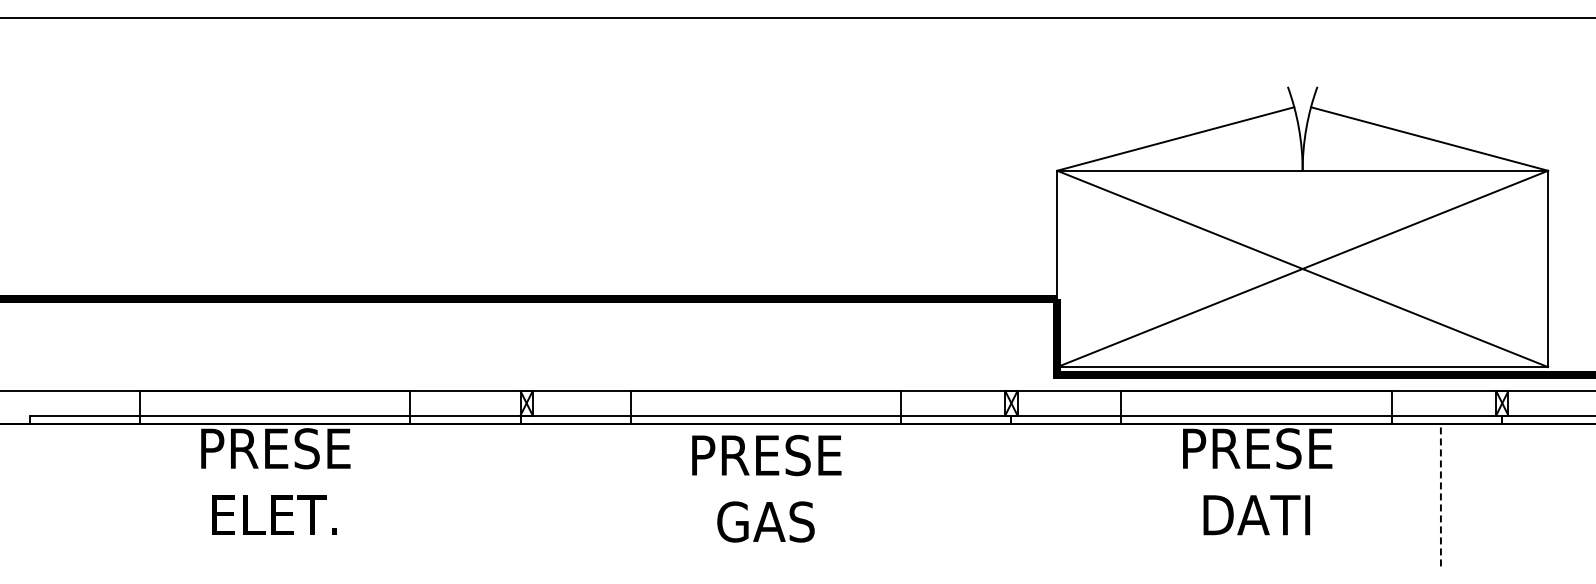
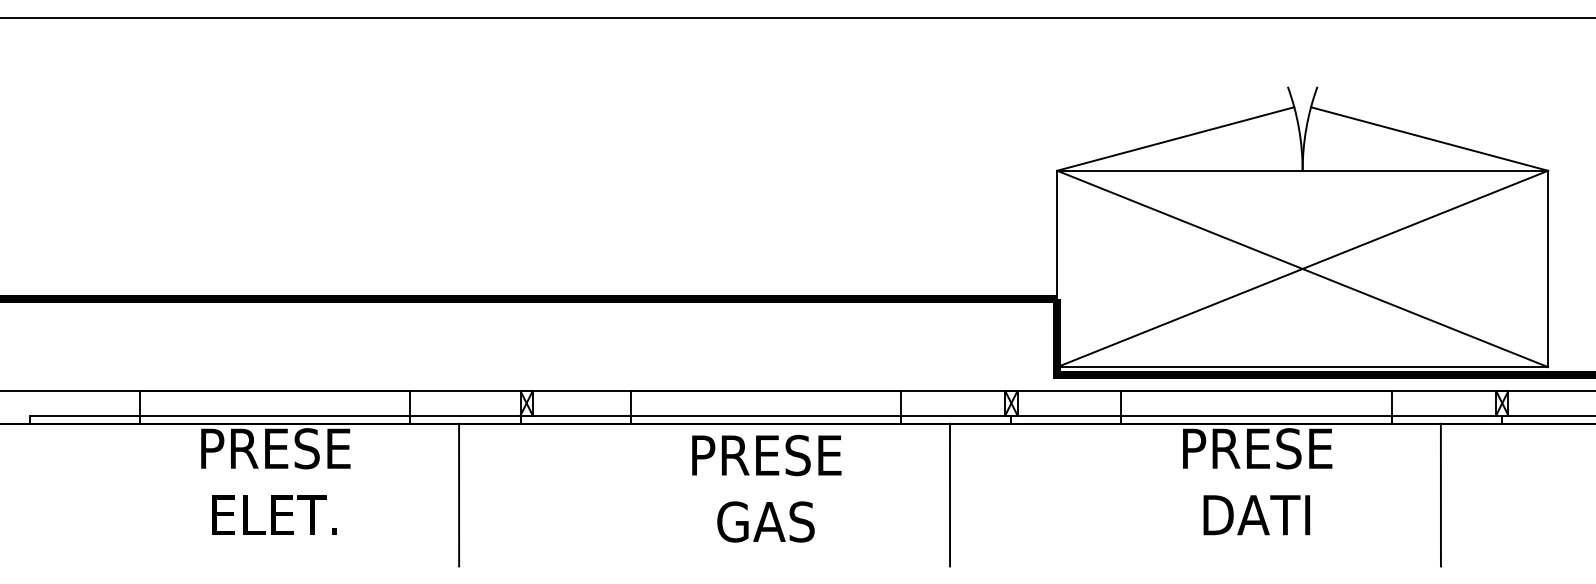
line: none -> present (459, 494)
line: none -> present (949, 494)
line: dashed -> solid (1440, 494)
